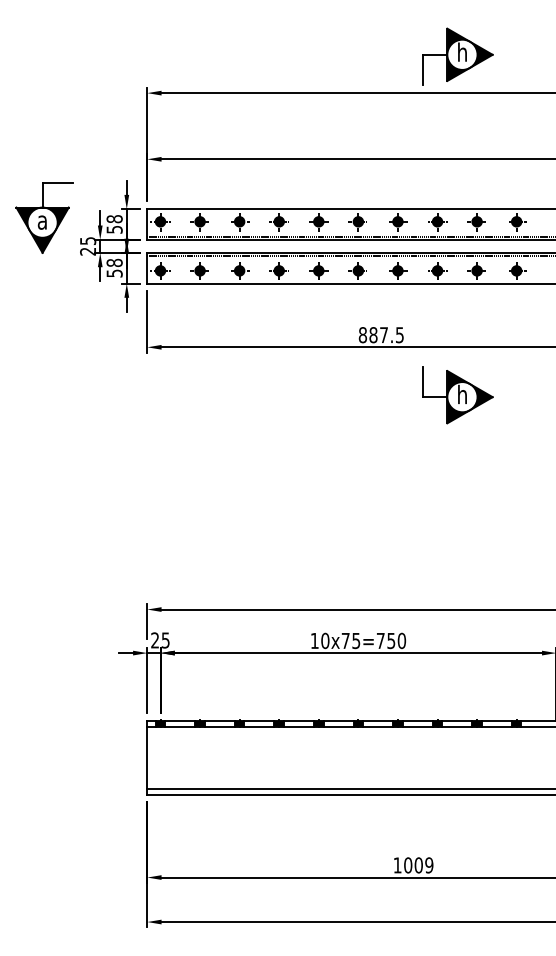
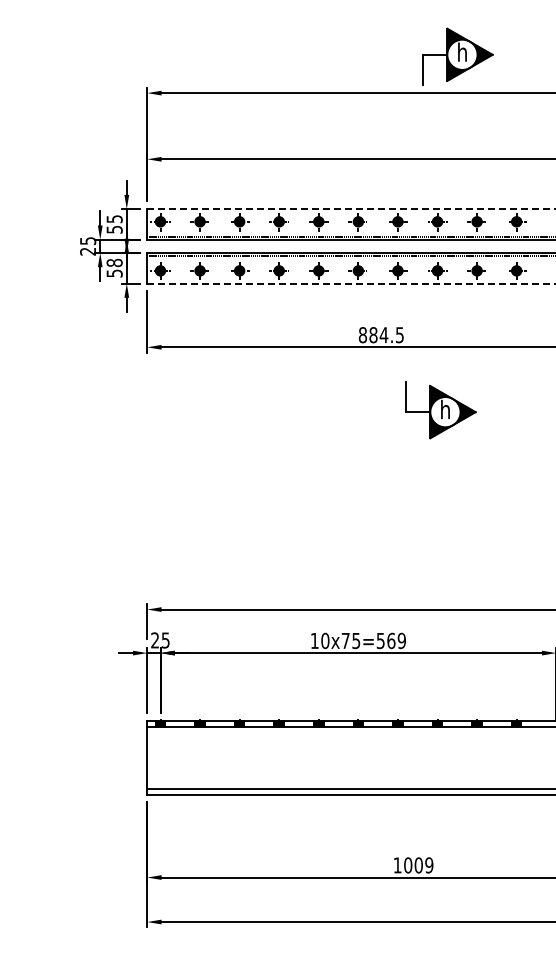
line: solid -> dashed (351, 209)
part: present -> none (44, 217)
text: 58 -> 55 (114, 219)
line: solid -> dashed (351, 283)
text: 887.5 -> 884.5 (383, 334)
part position: (457, 395) -> (440, 410) (440, 410)
text: 10x75=750 -> 10x75=569 (390, 640)
